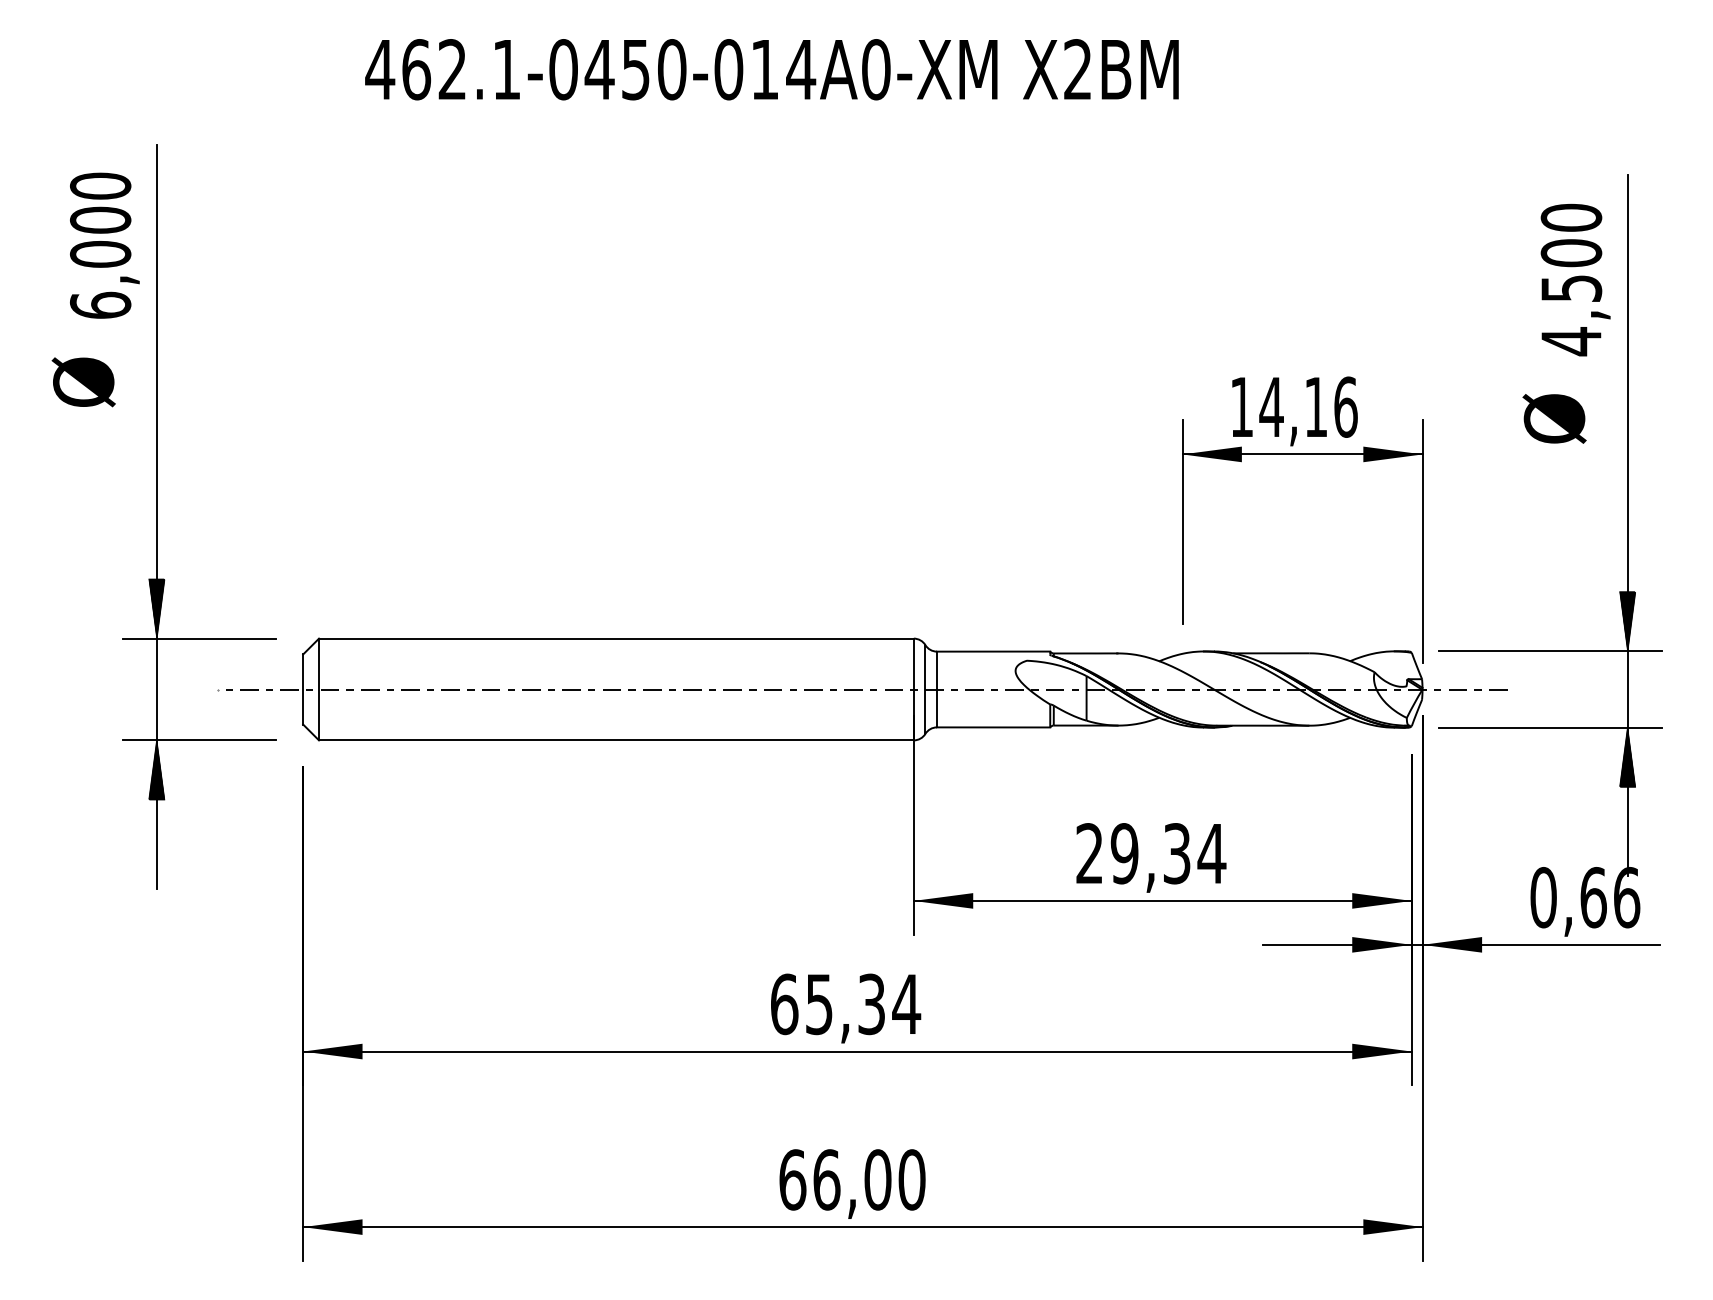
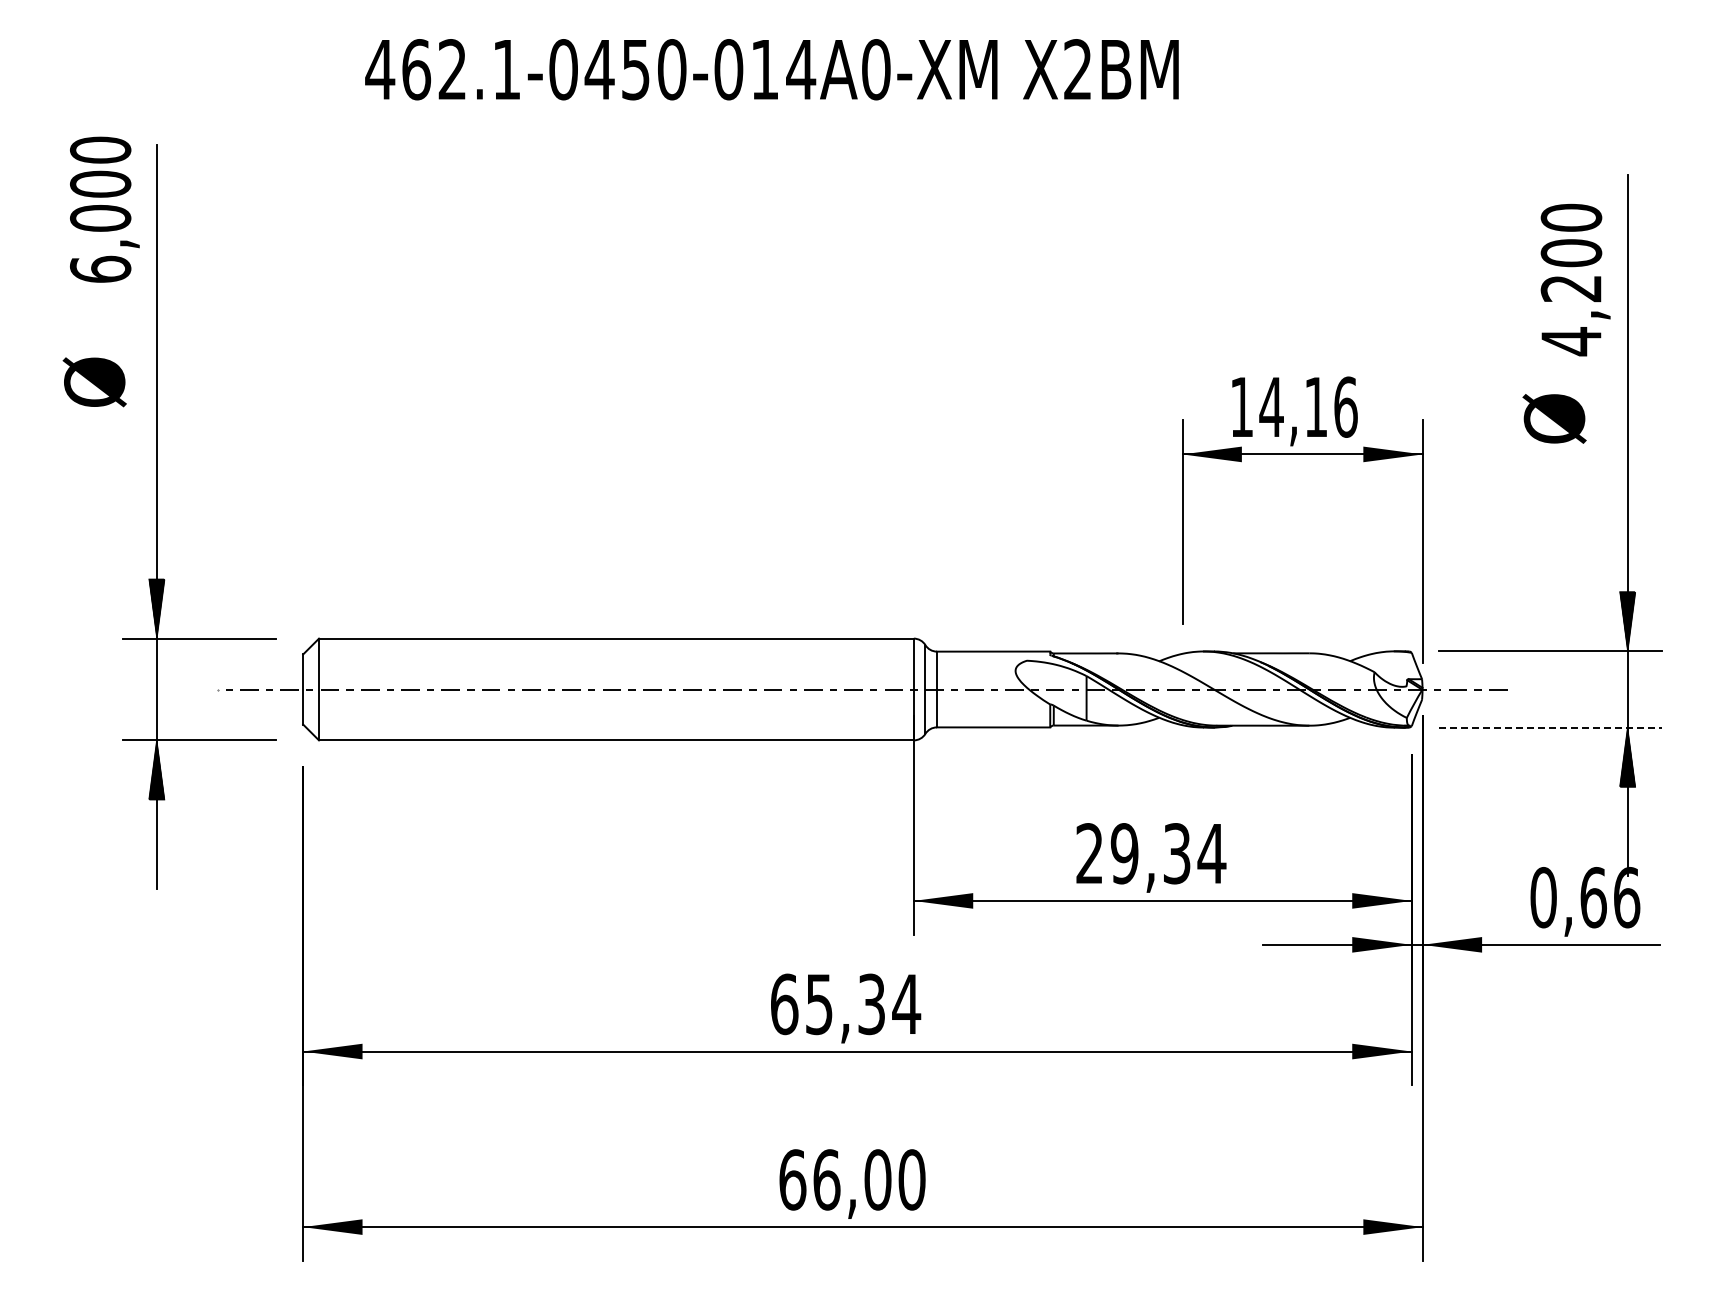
text position: (104, 245) -> (104, 209) (104, 209)
text: 4,500 -> 4,200 (1571, 288)
text position: (83, 382) -> (94, 382) (94, 382)
line: solid -> dashed (1550, 727)
